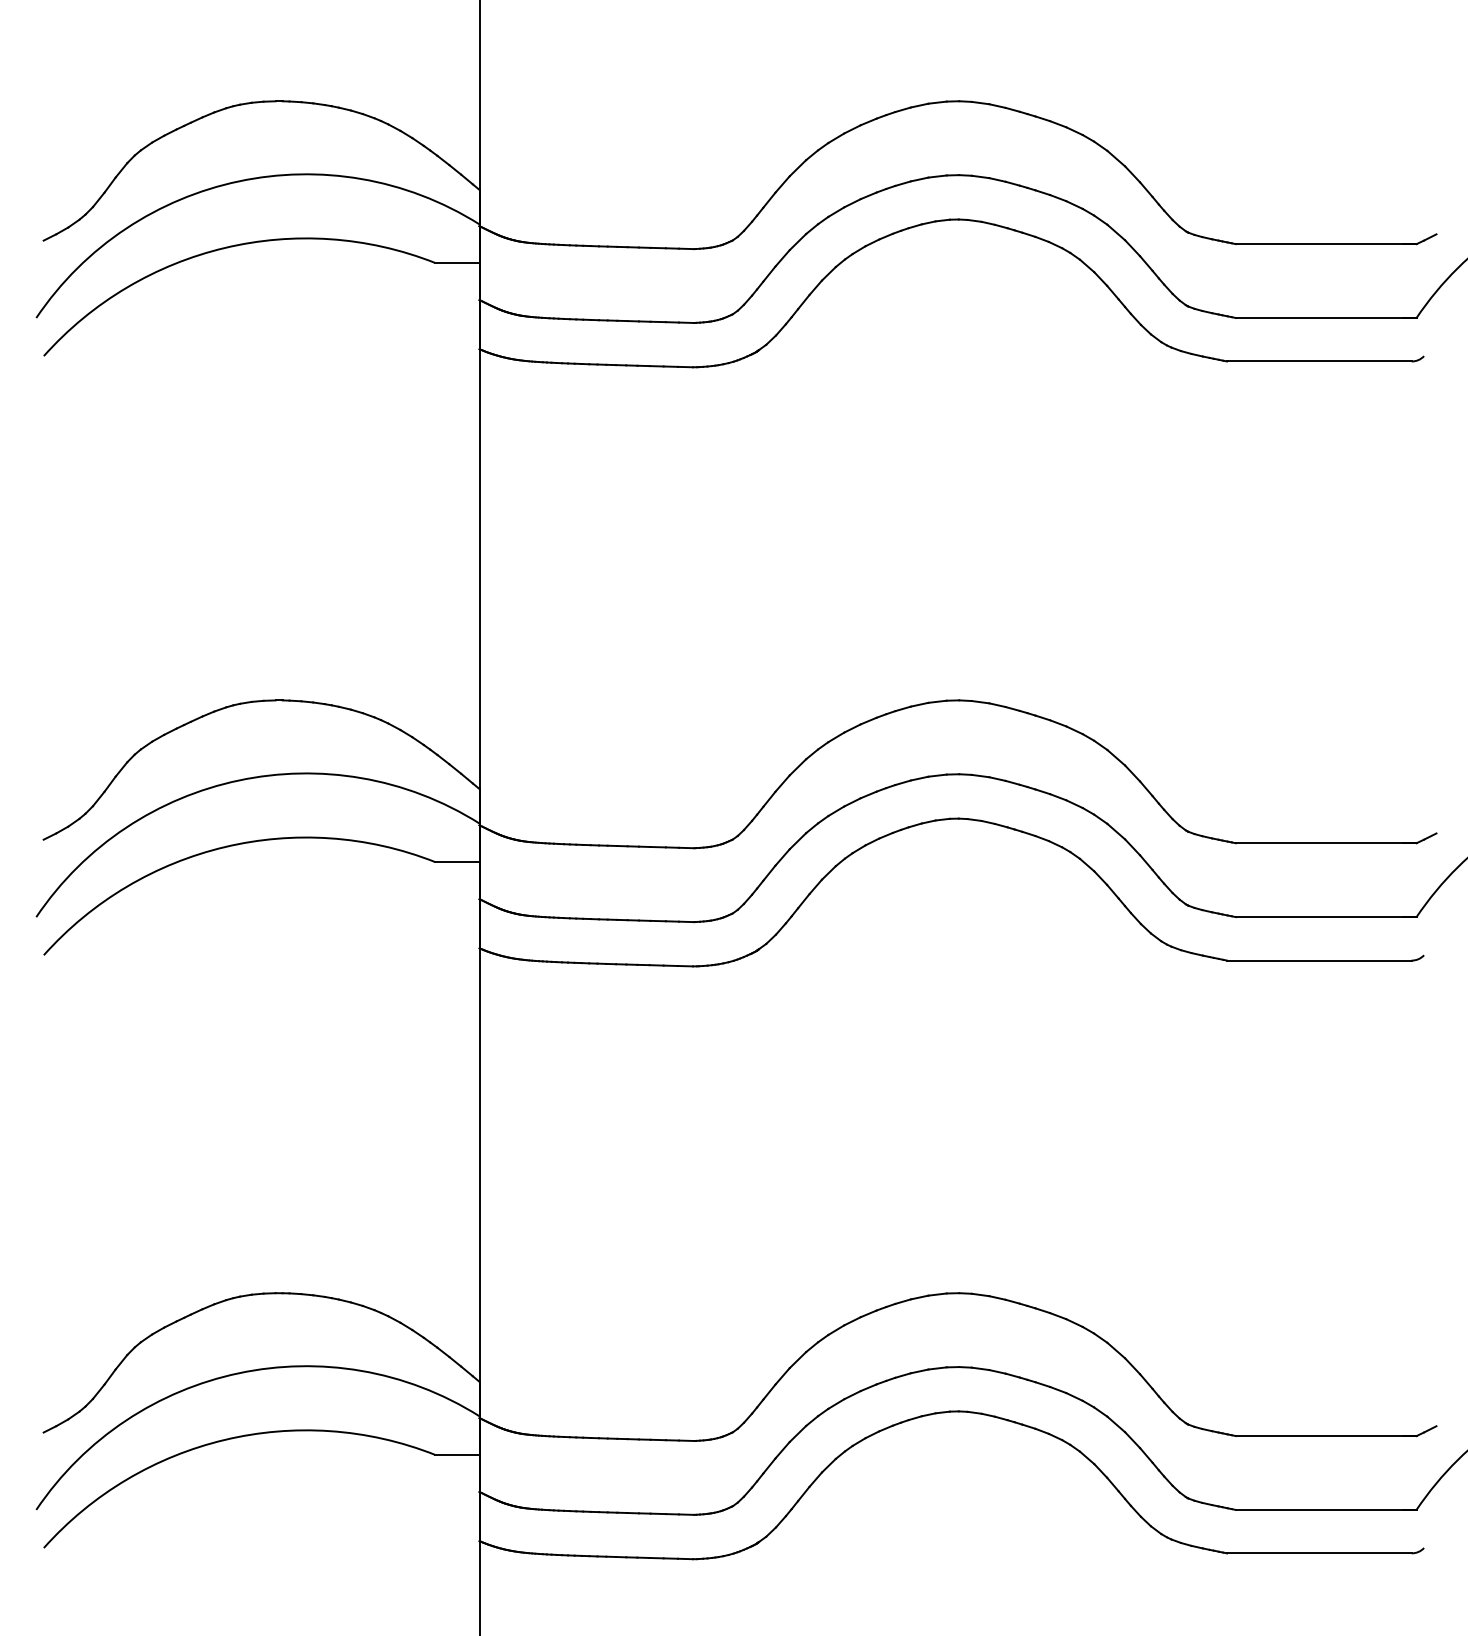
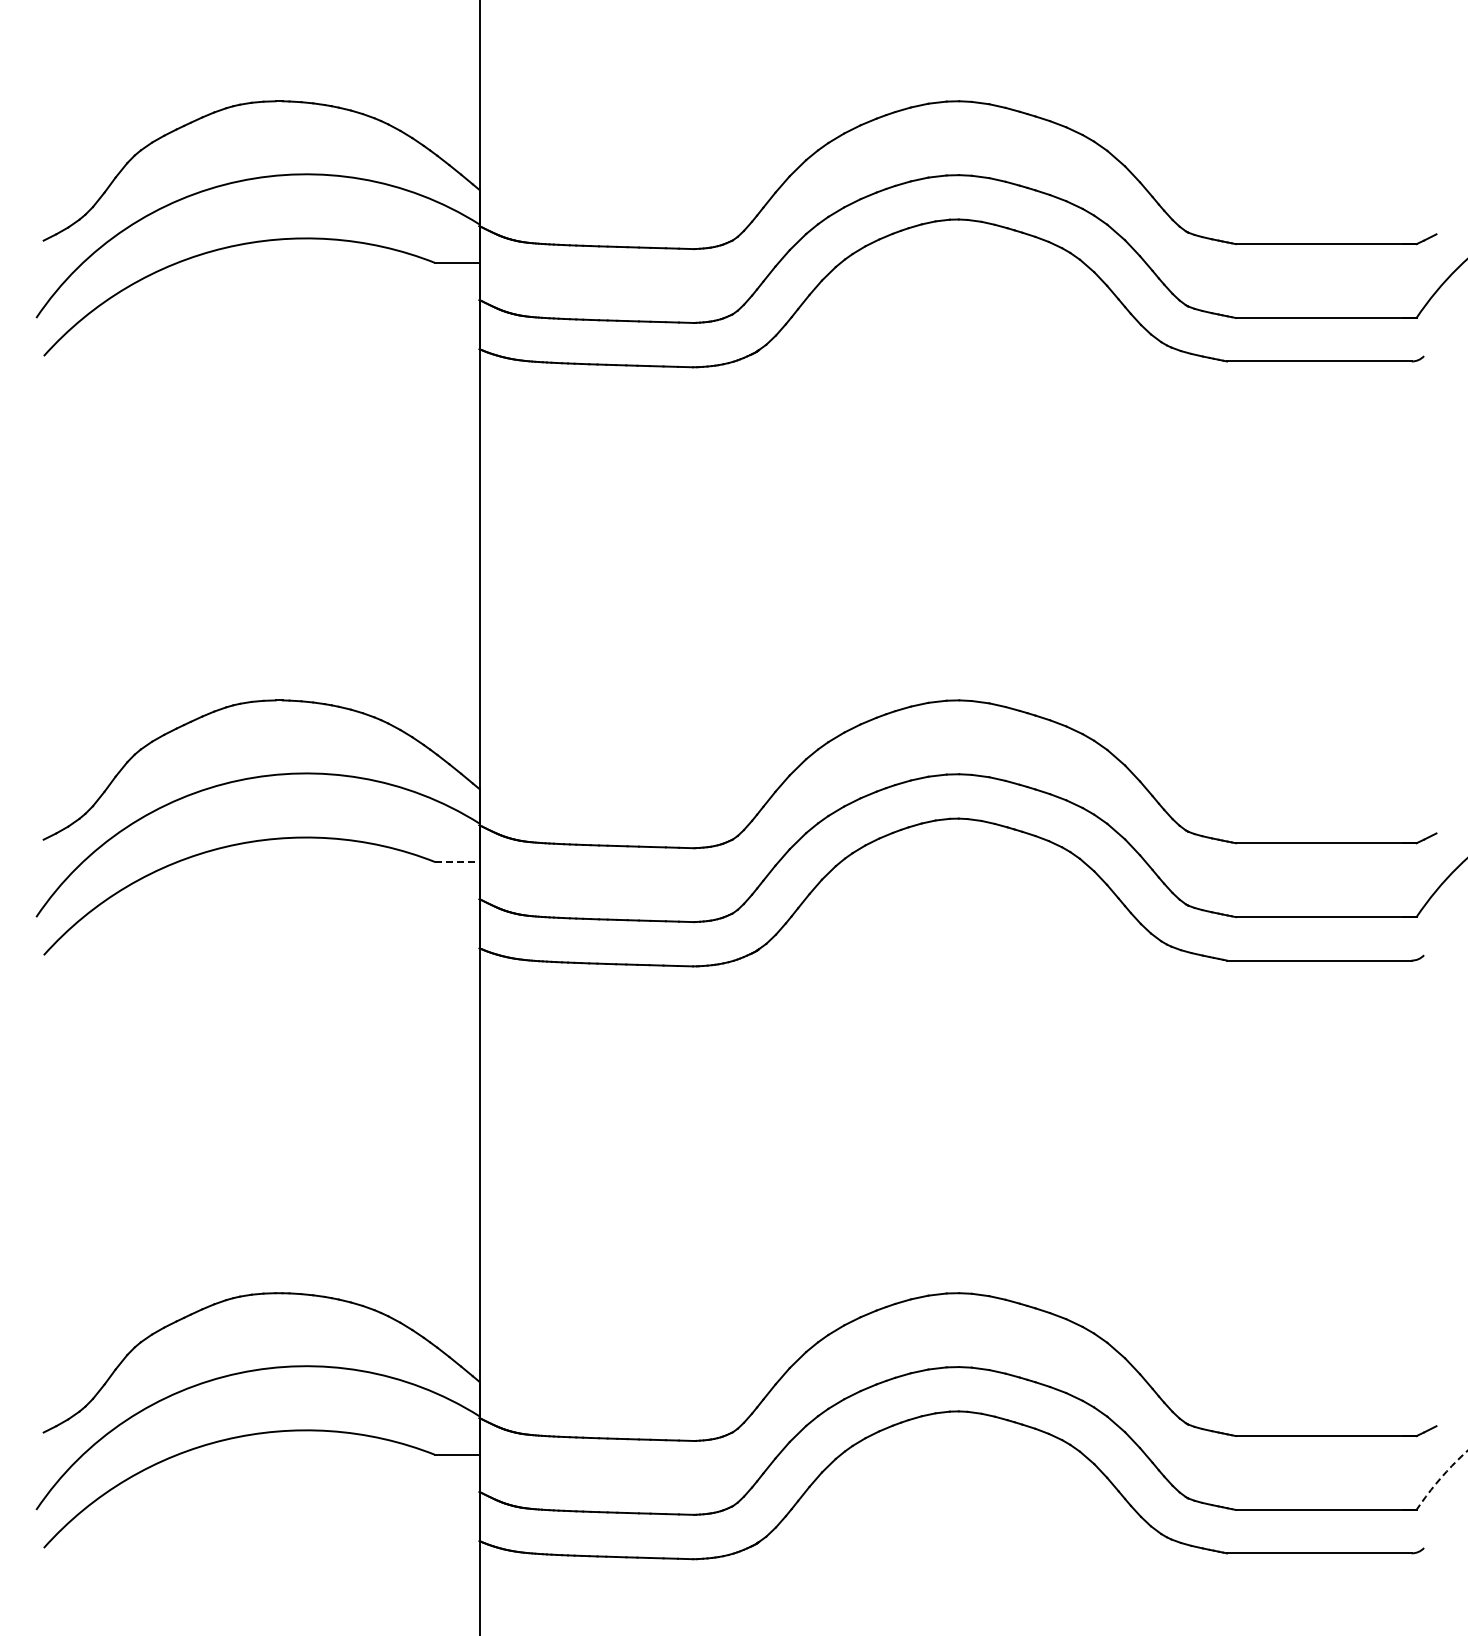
line: solid -> dashed (457, 862)
arc: solid -> dashed (1439, 1479)
